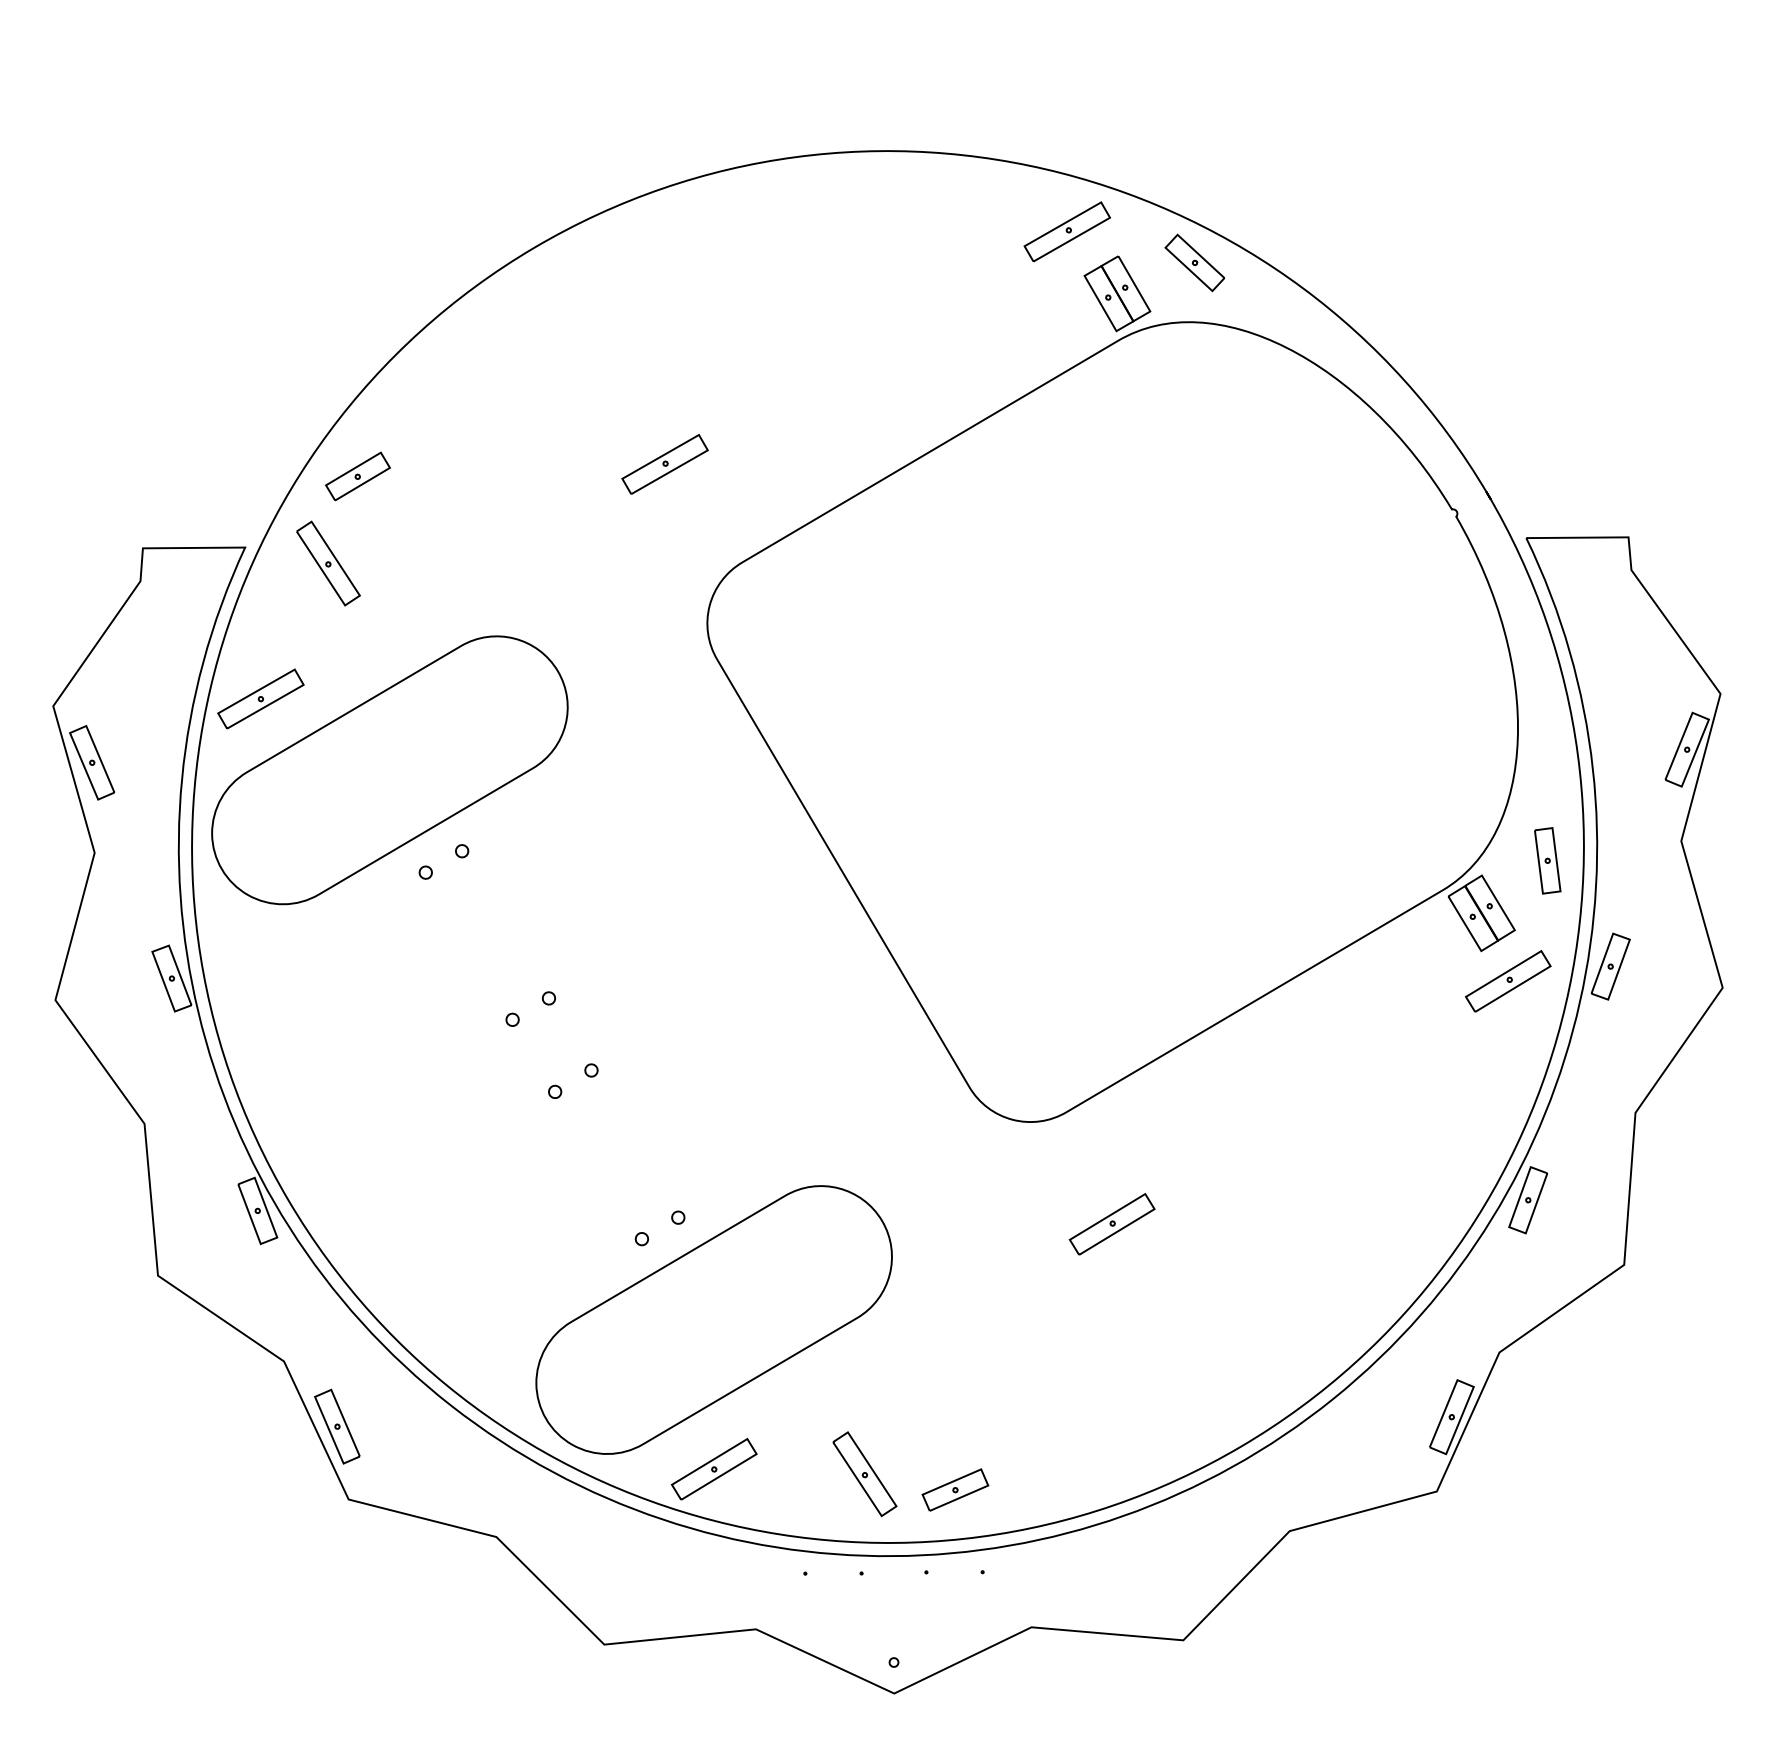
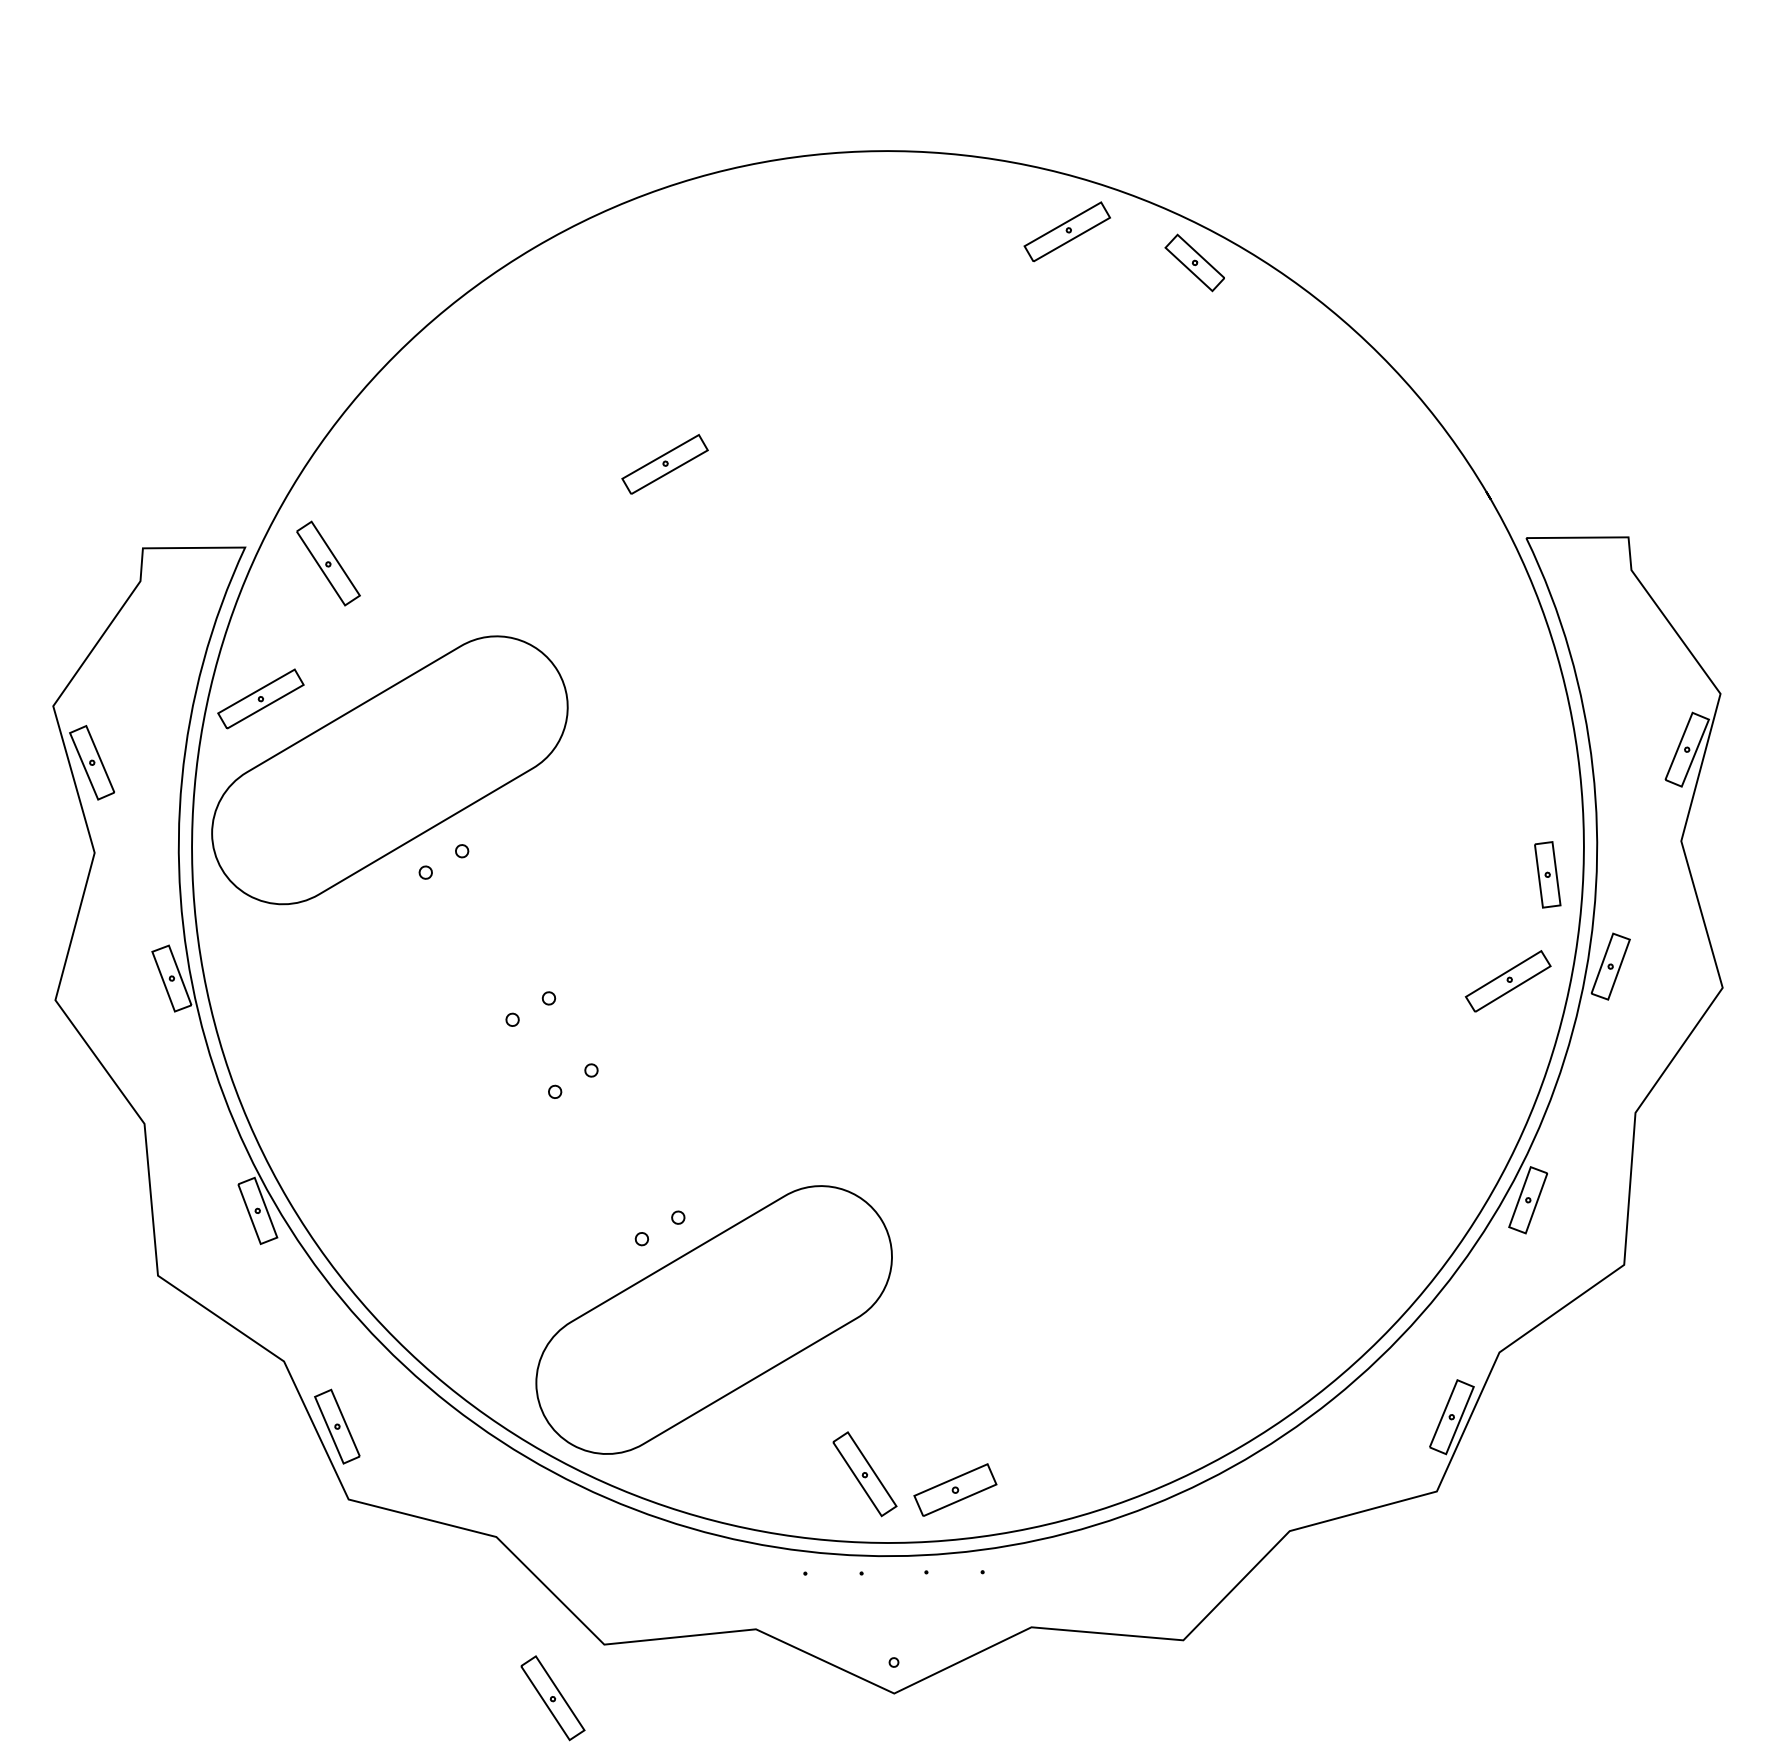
part: present -> none (357, 476)
part: present -> none (1112, 688)
part position: (1547, 860) -> (1547, 874) (1547, 874)
part: present -> none (1111, 1224)
part: present -> none (713, 1469)
part size: 69x44 px -> 85x54 px (955, 1489)
part: none -> present (552, 1698)
